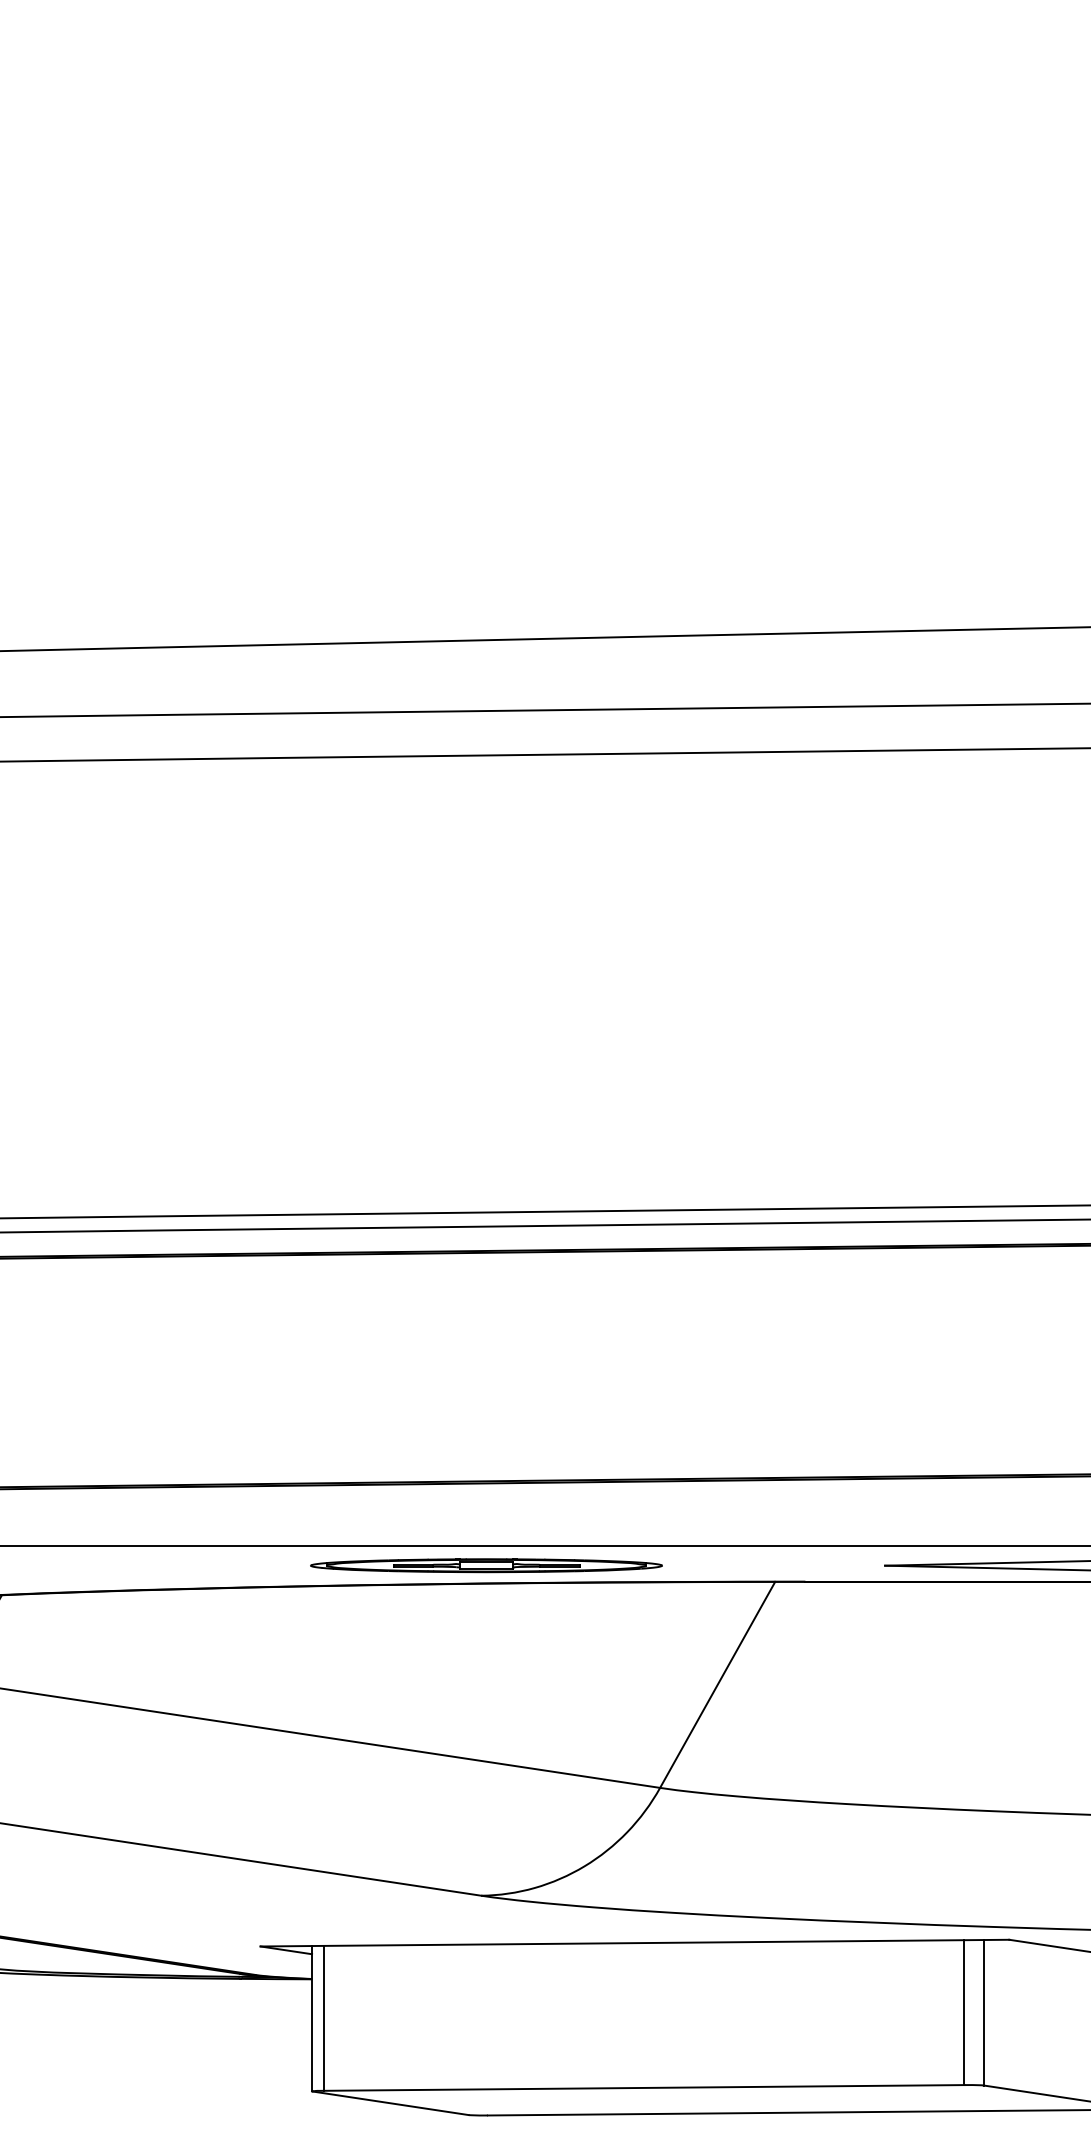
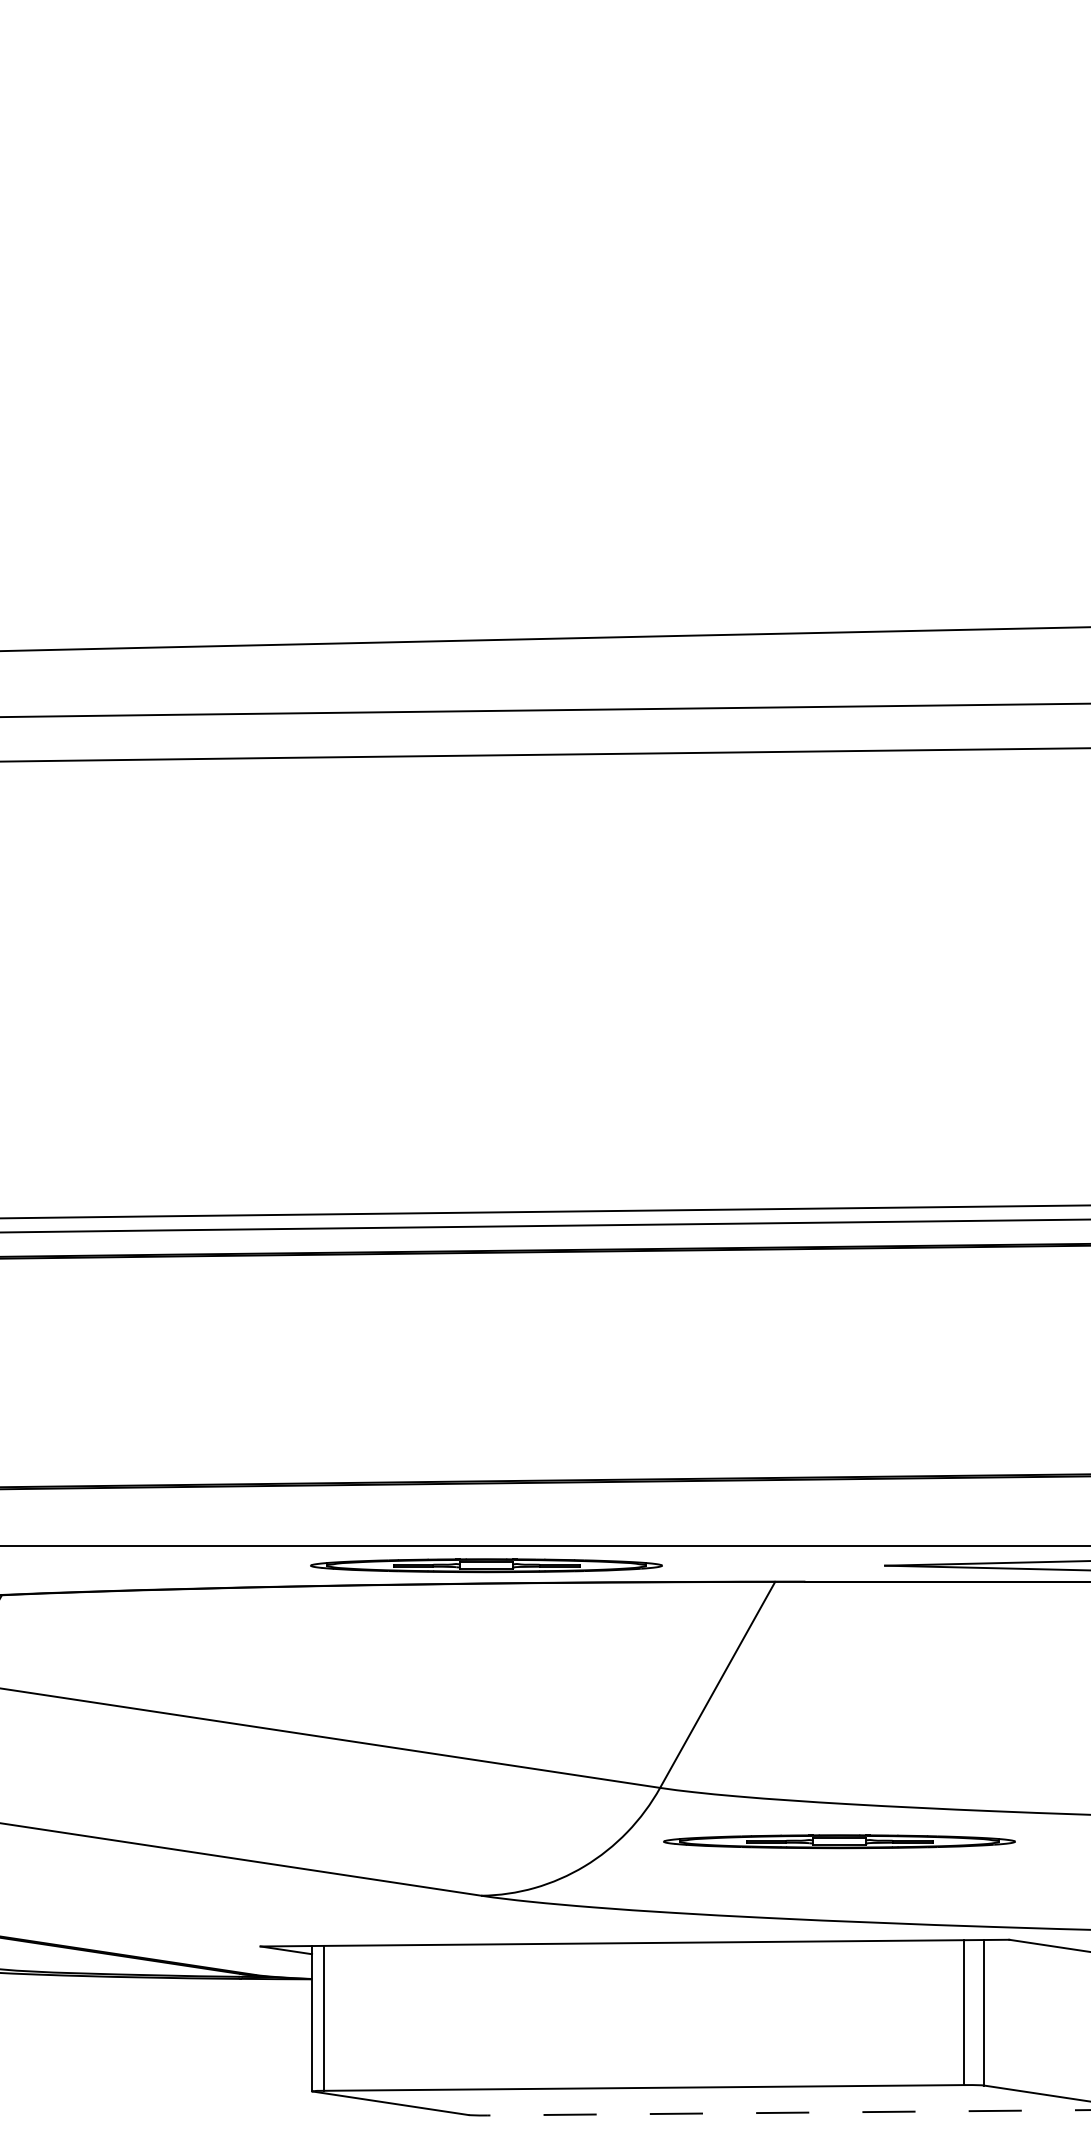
part: none -> present (839, 1841)
line: solid -> dashed (788, 2112)
